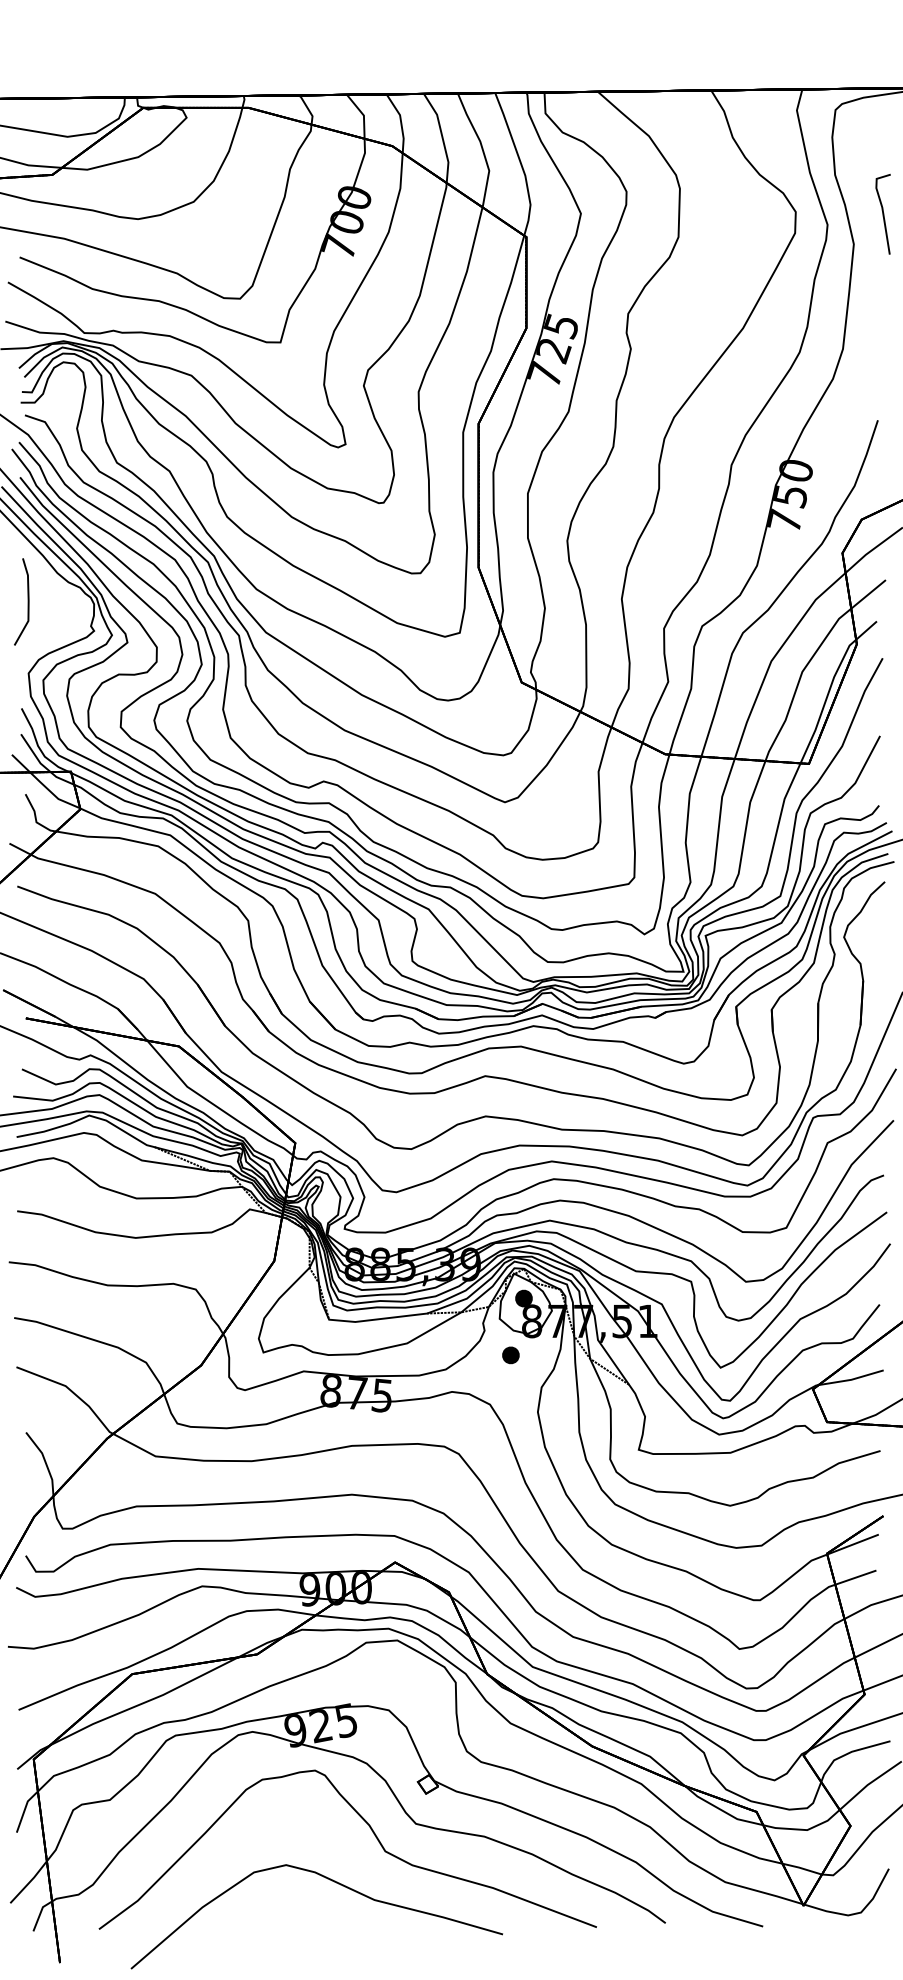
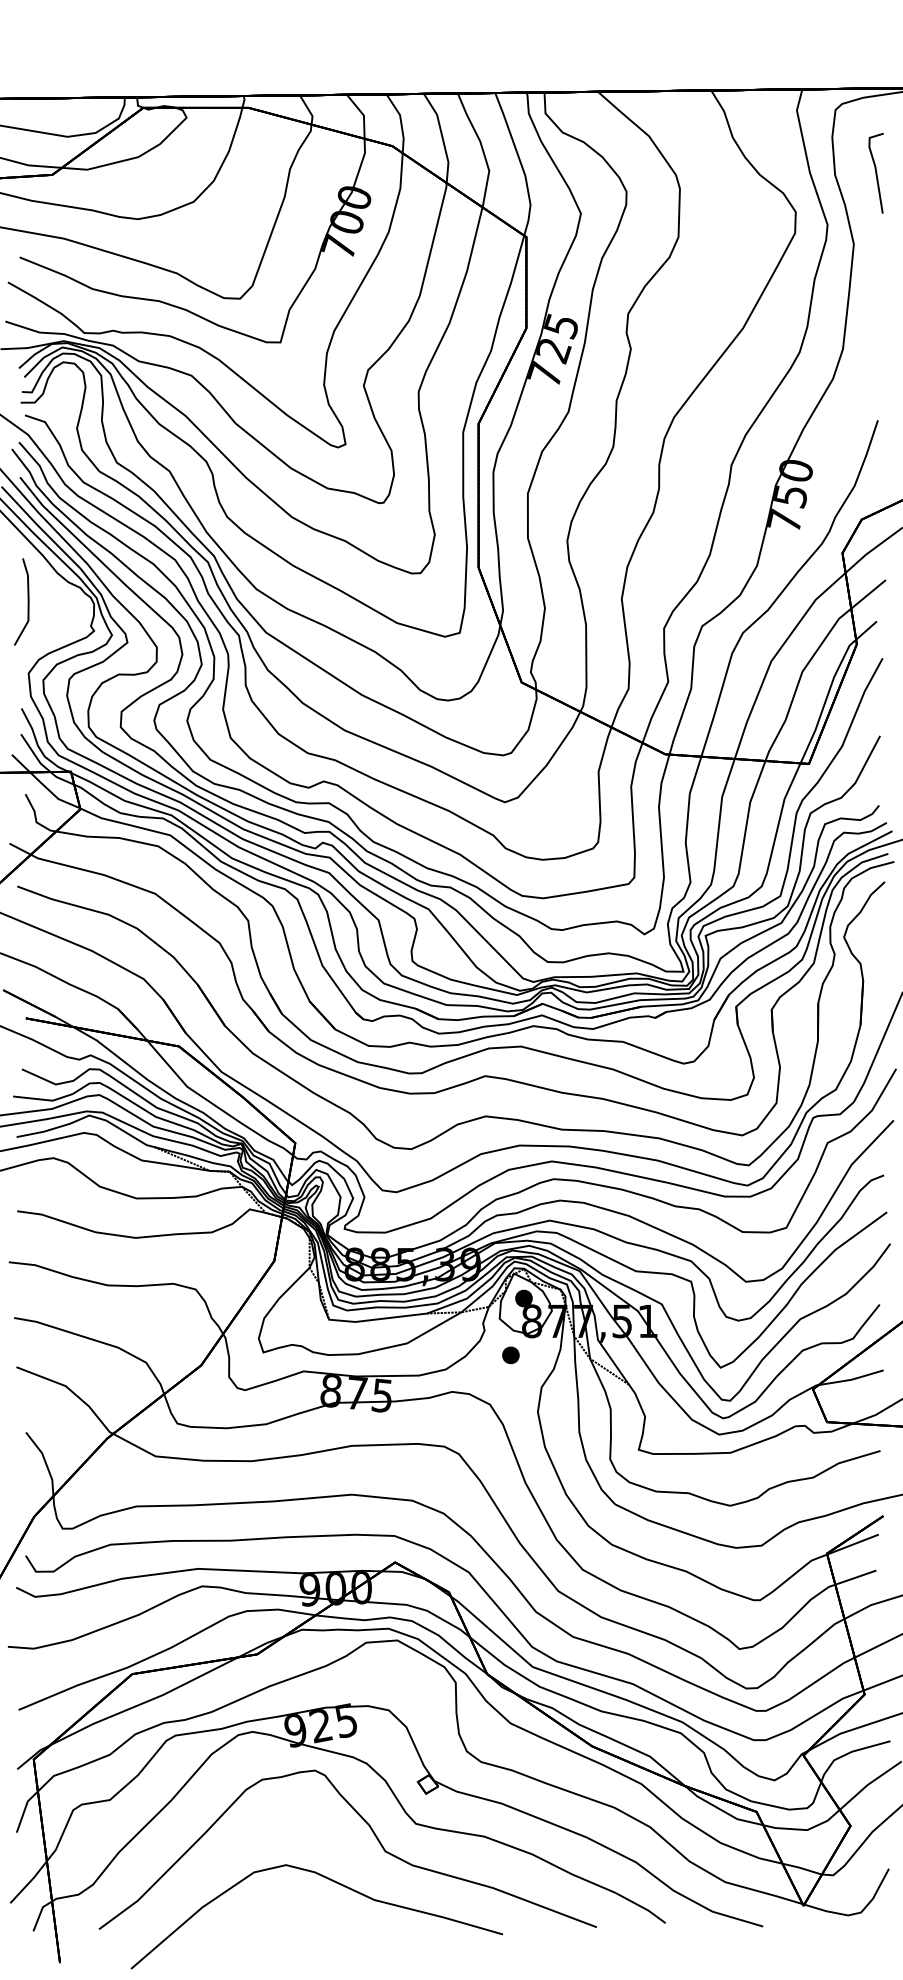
line position: (882, 213) -> (875, 172) (875, 172)
